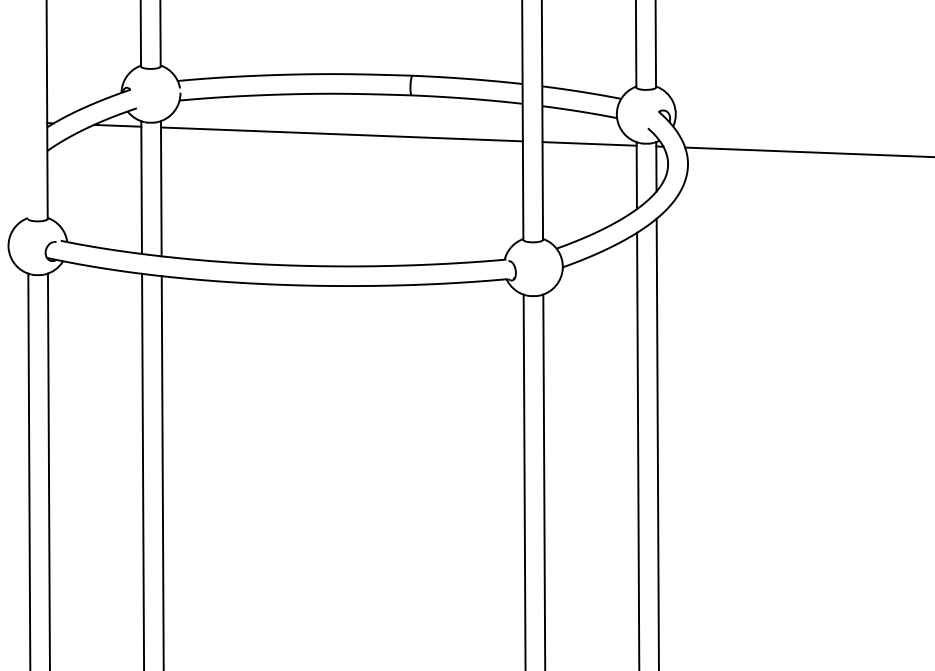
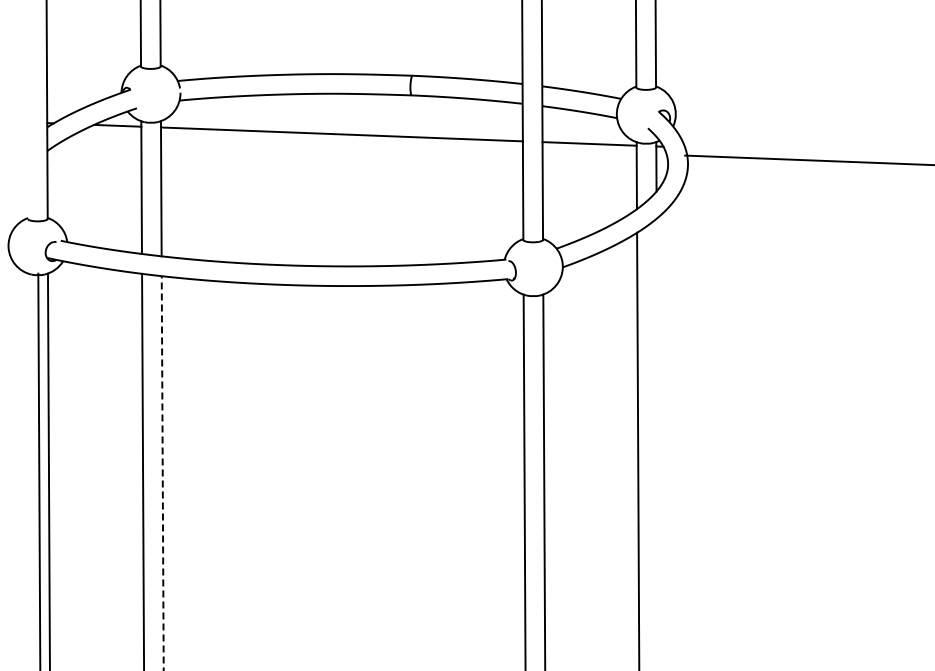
line position: (808, 152) -> (808, 160) (808, 160)
line: present -> none (657, 442)
line position: (29, 470) -> (39, 470) (39, 470)
line: solid -> dashed (162, 472)
